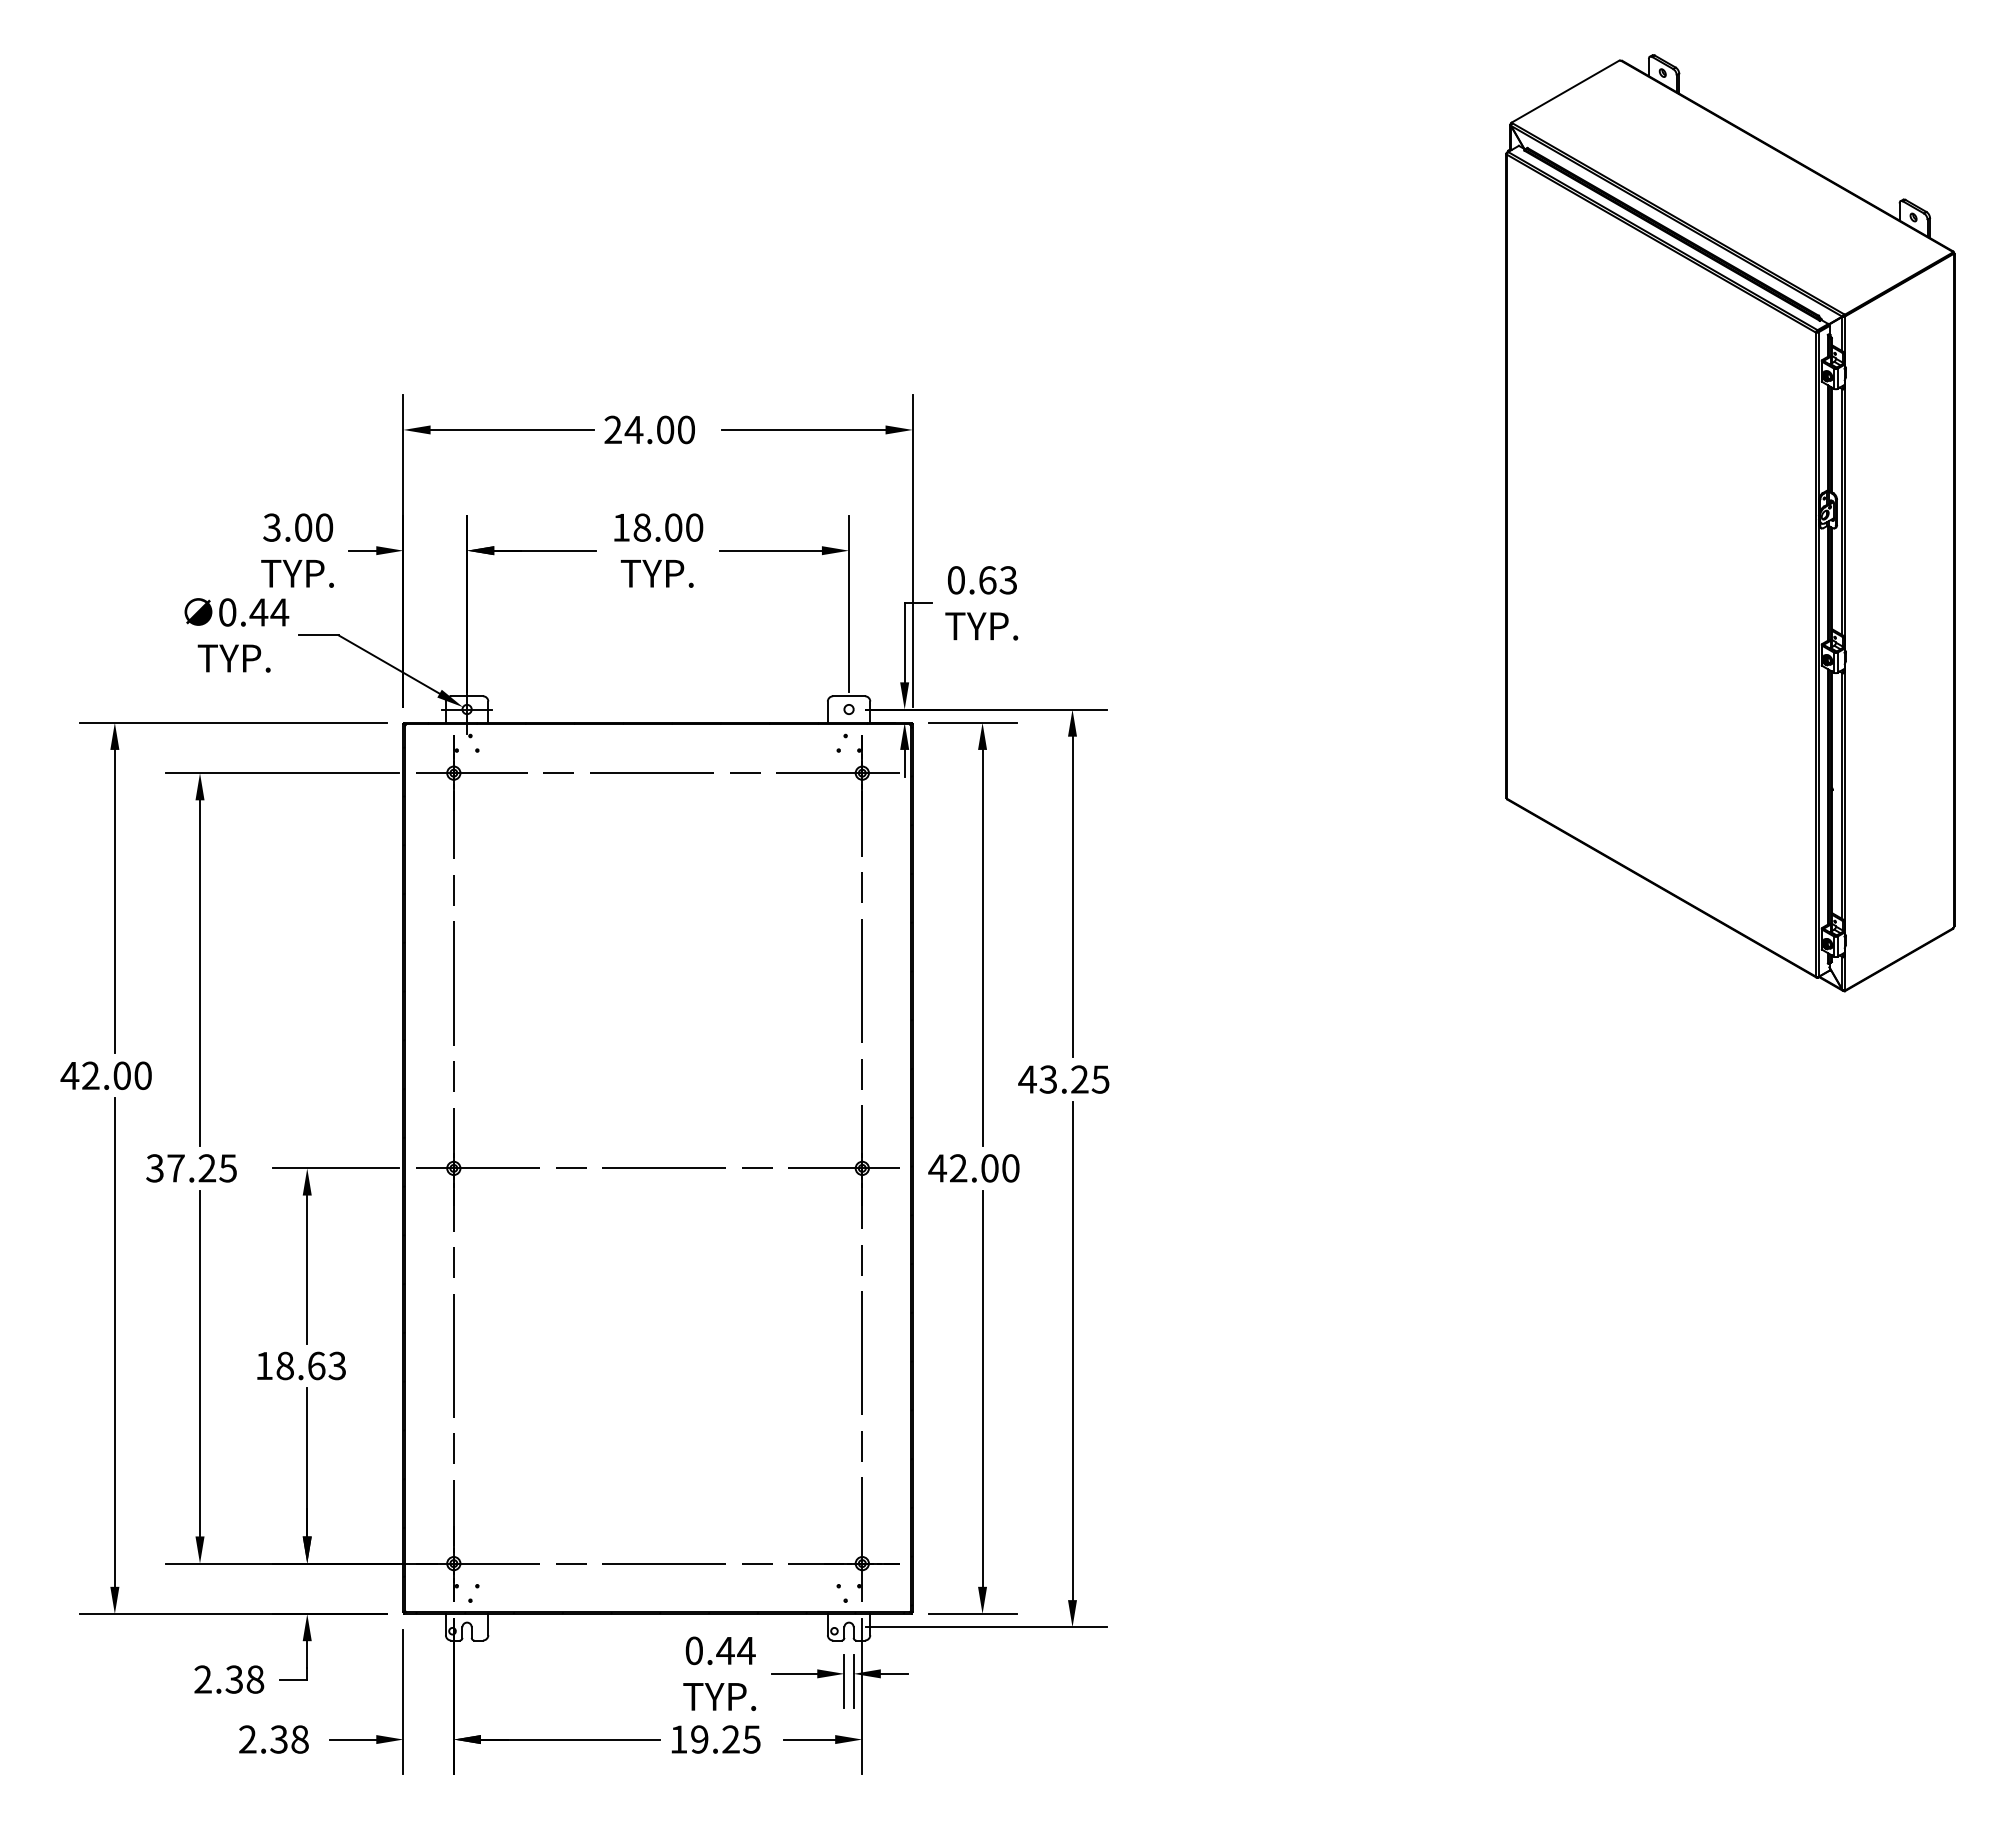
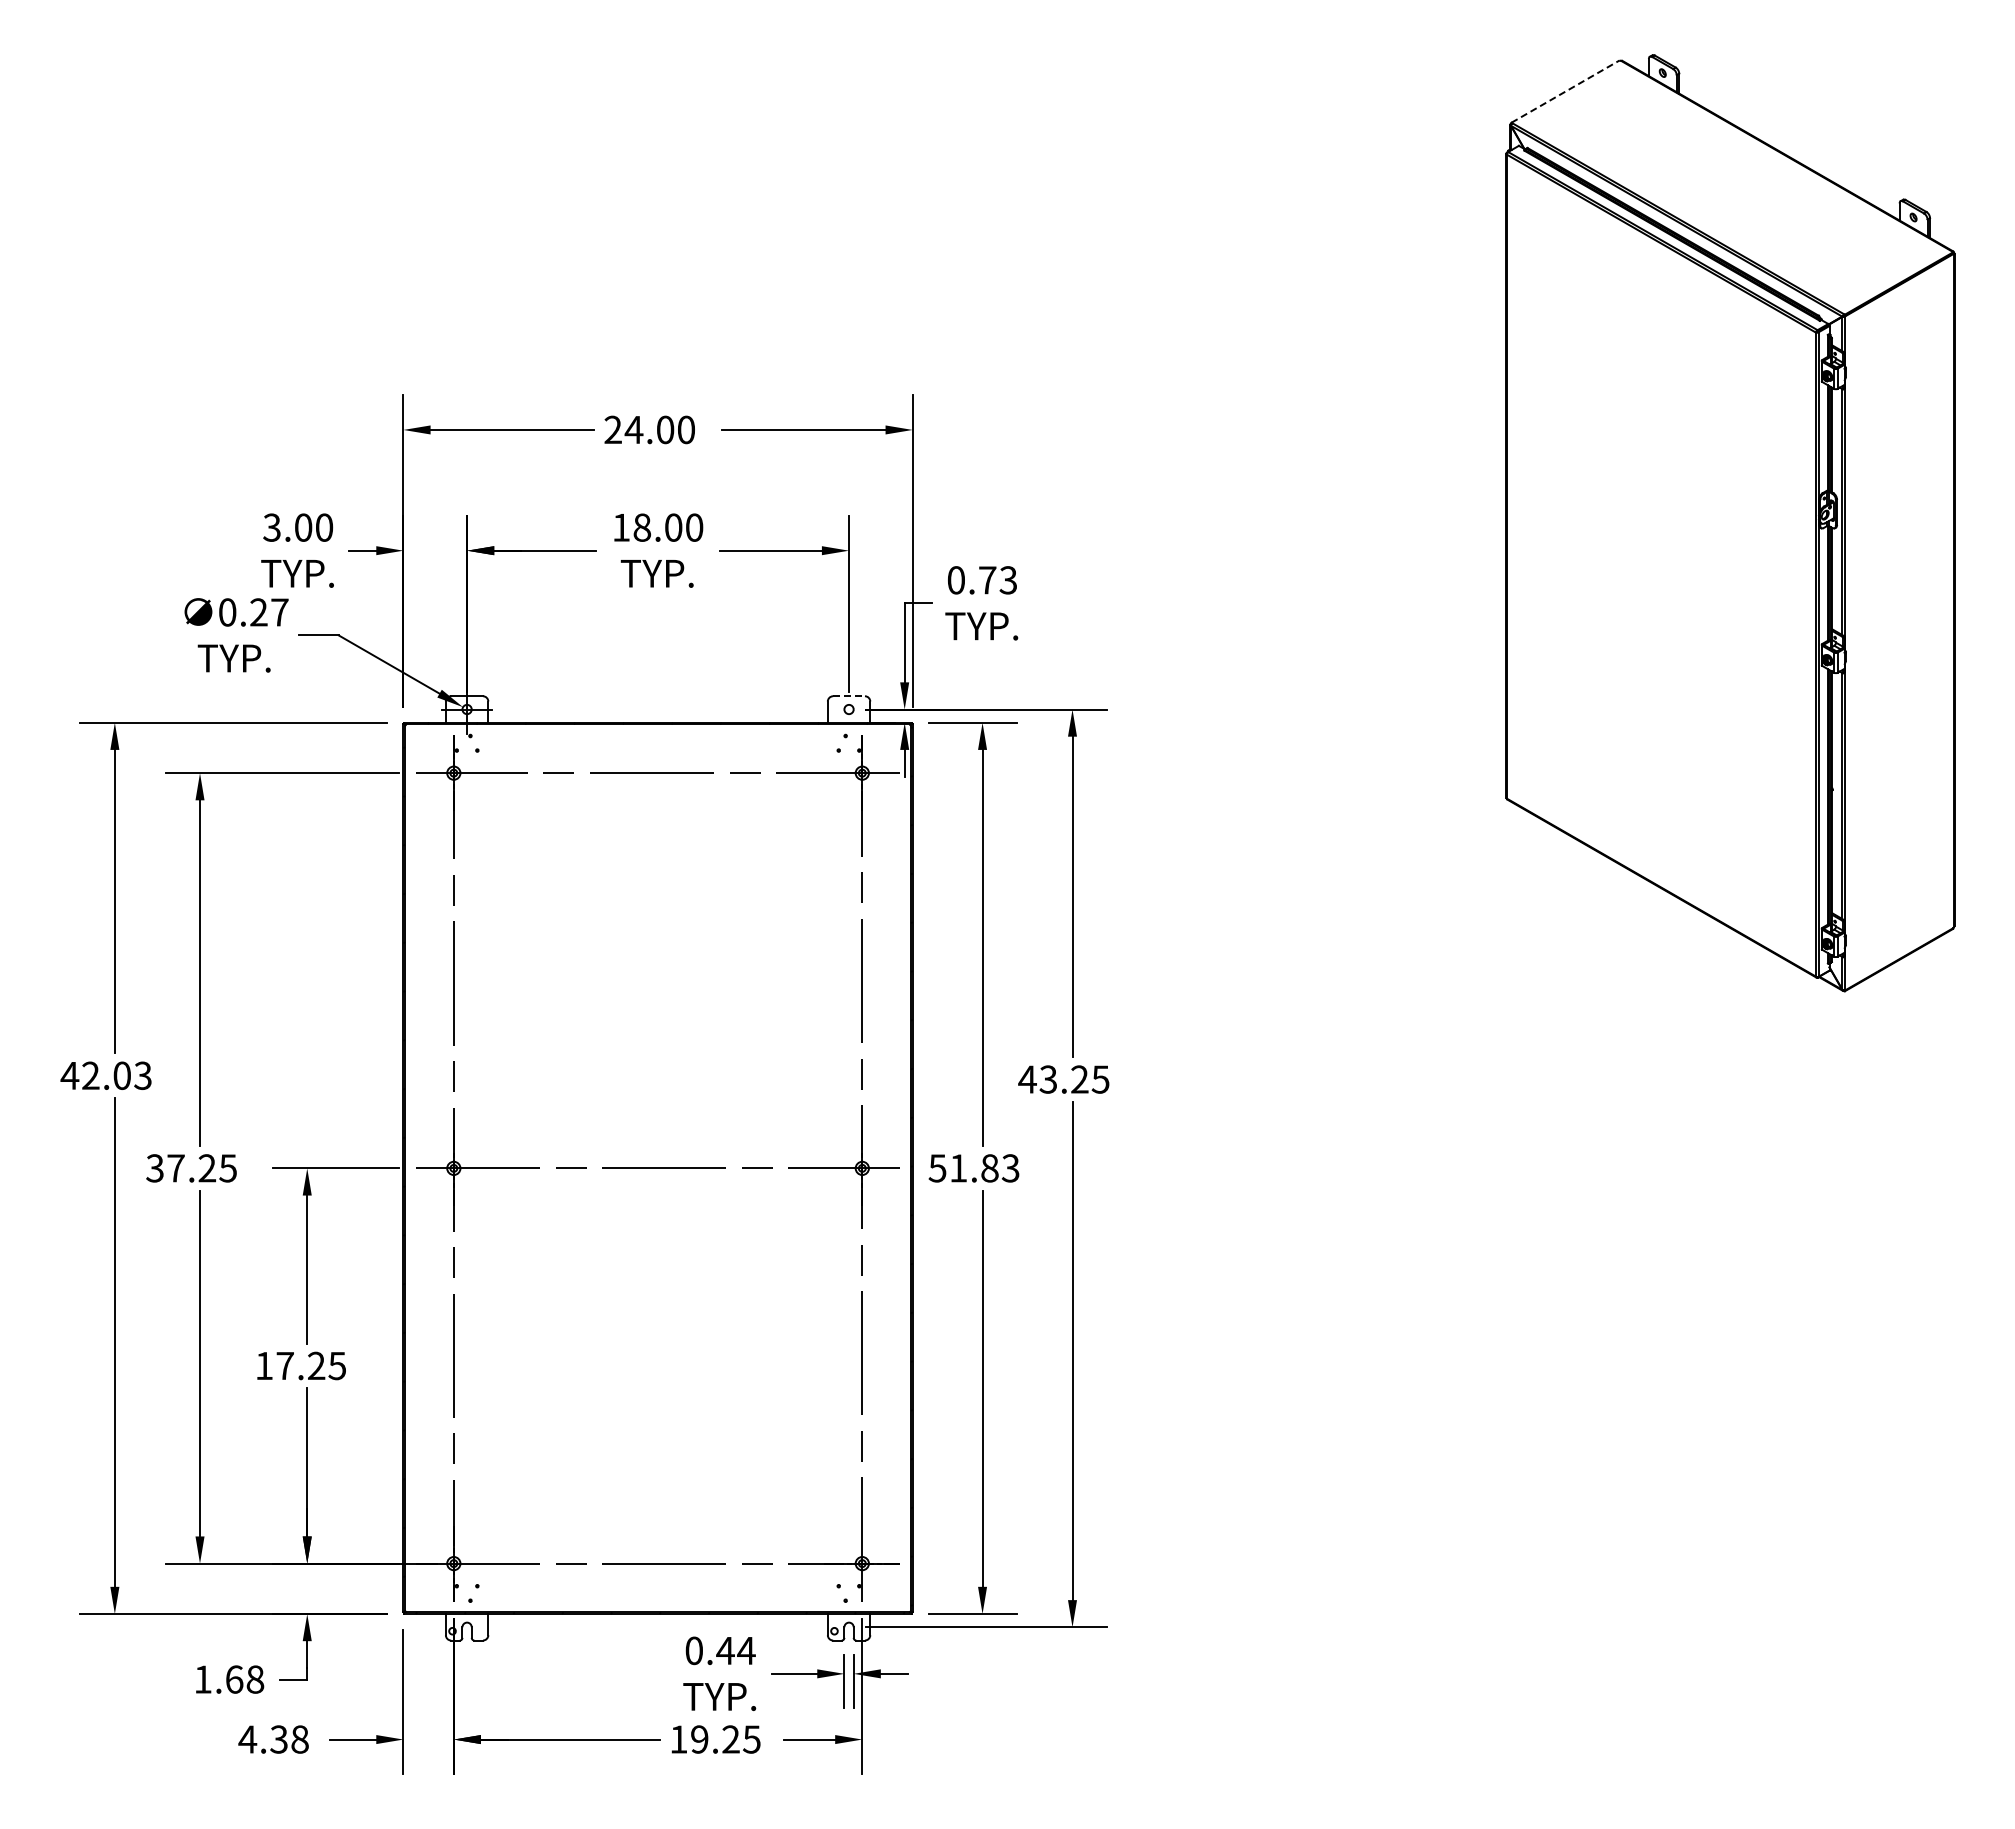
line: solid -> dashed (1566, 91)
text: 0.63 -> 0.73 (987, 580)
text: 0.44 -> 0.27 (269, 612)
line: solid -> dashed (849, 696)
text: 42.00 -> 42.03 (142, 1075)
text: 42.00 -> 51.83 (973, 1168)
text: 18.63 -> 17.25 (310, 1365)
text: 2.38 -> 1.68 (218, 1679)
text: 2.38 -> 4.38 (247, 1739)
